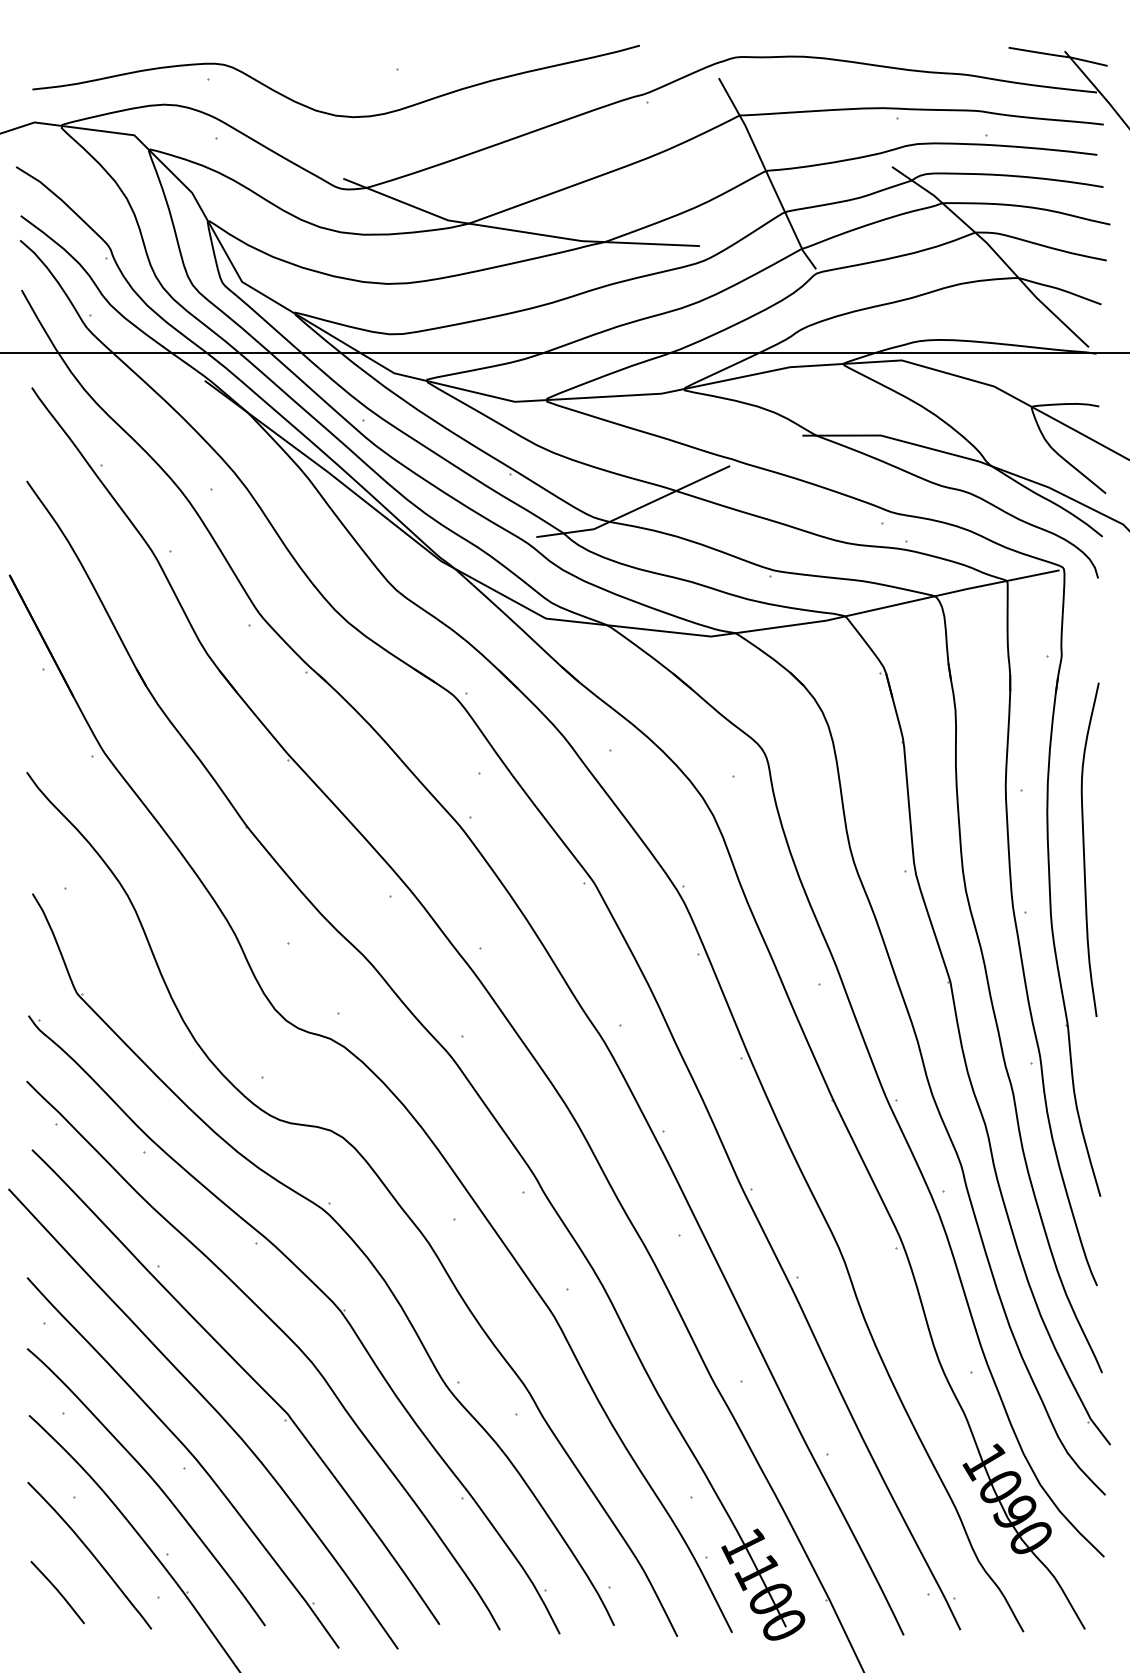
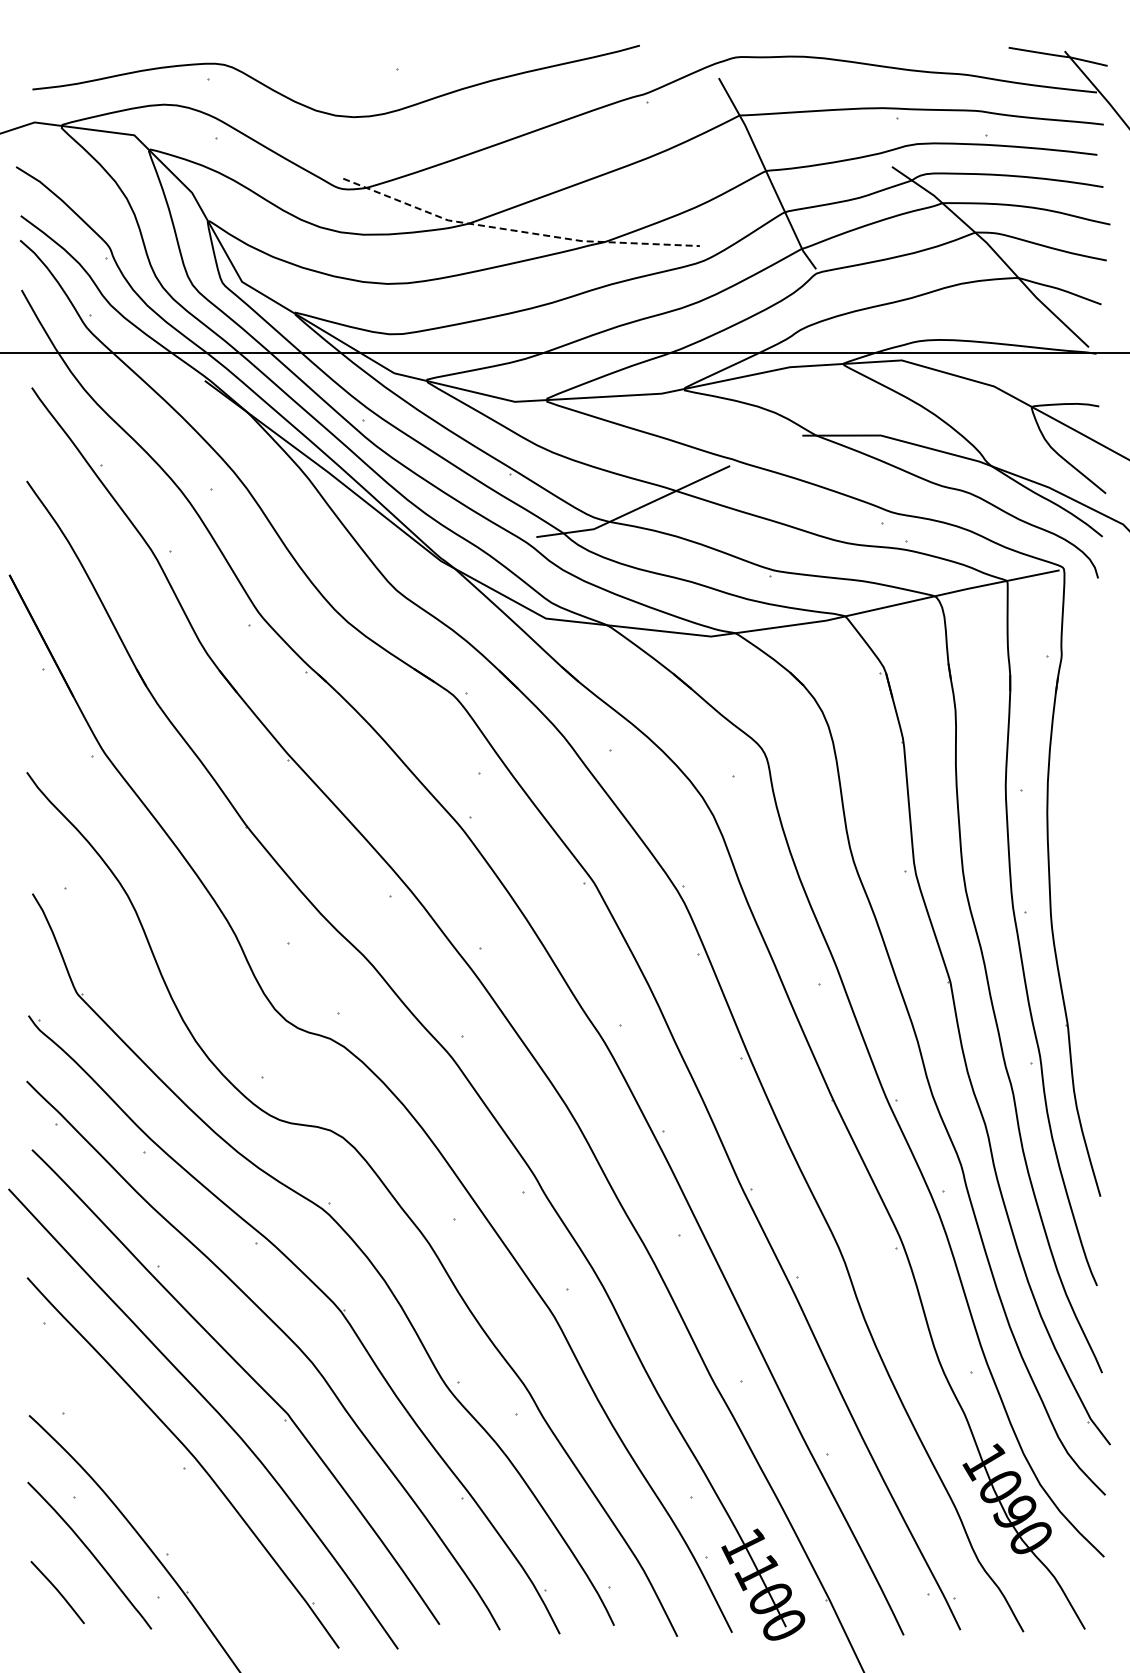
line: solid -> dashed (518, 231)
curve: present -> none (1084, 849)
curve: present -> none (152, 1480)
